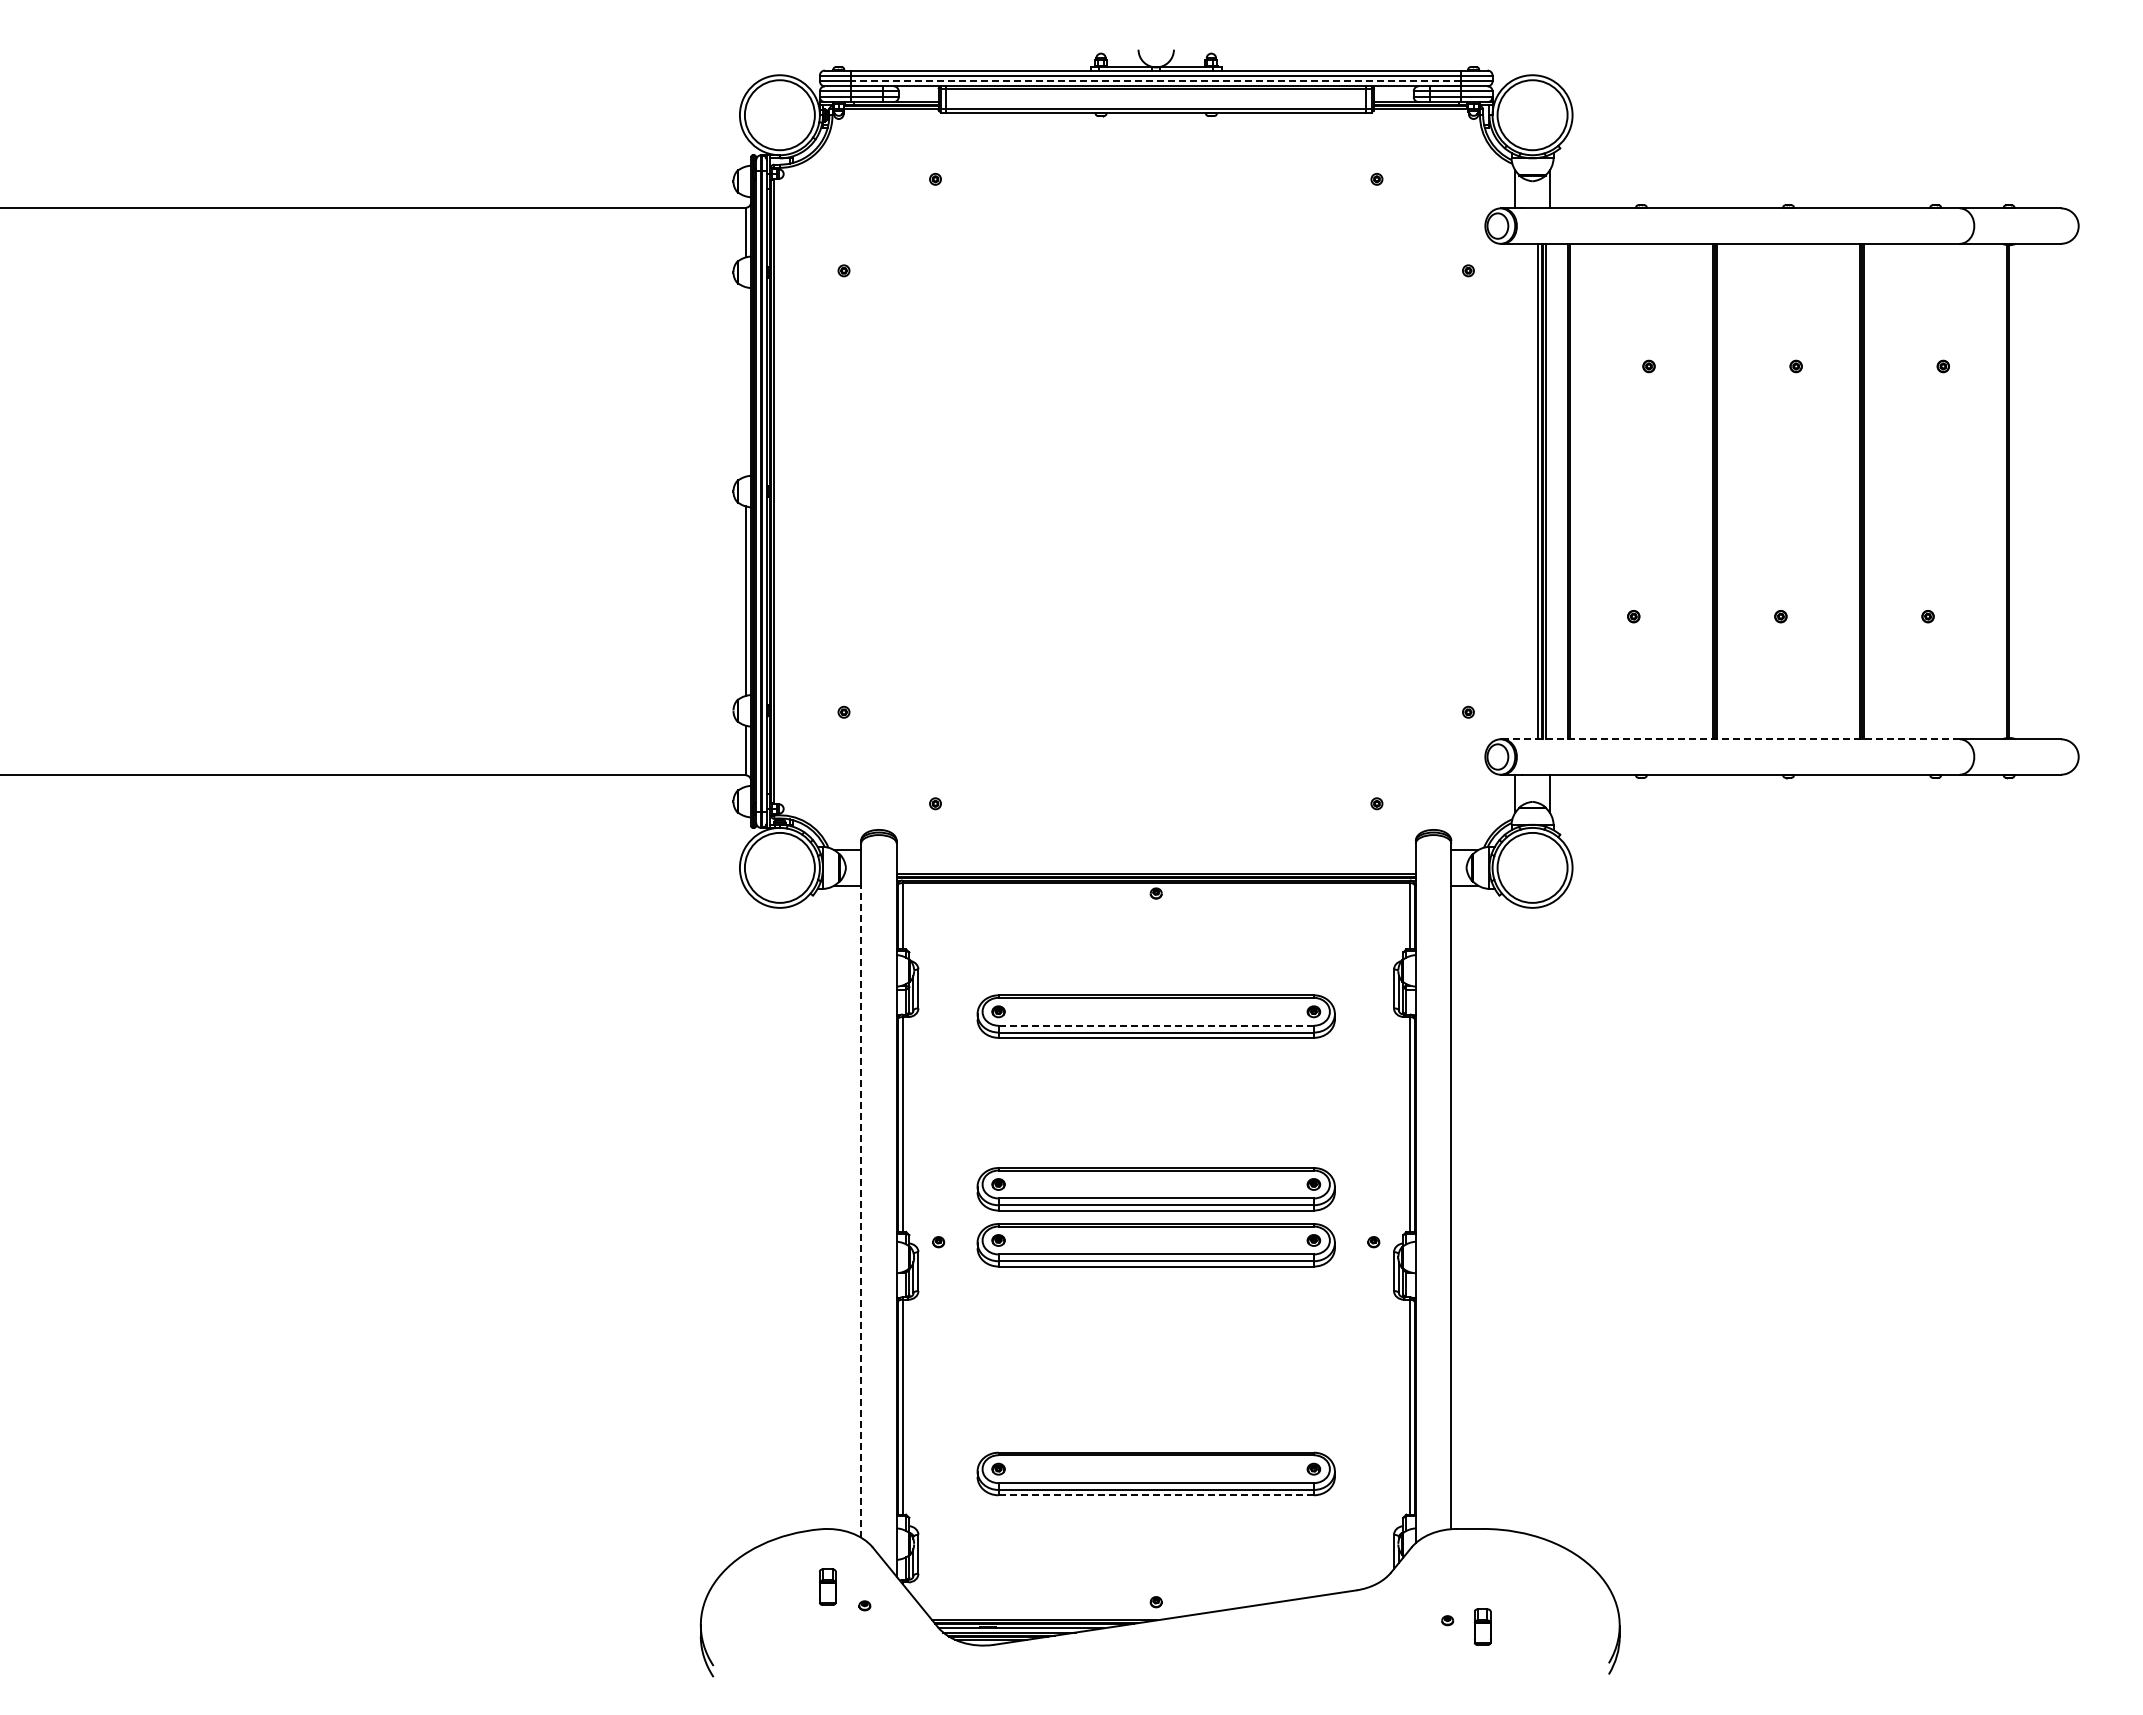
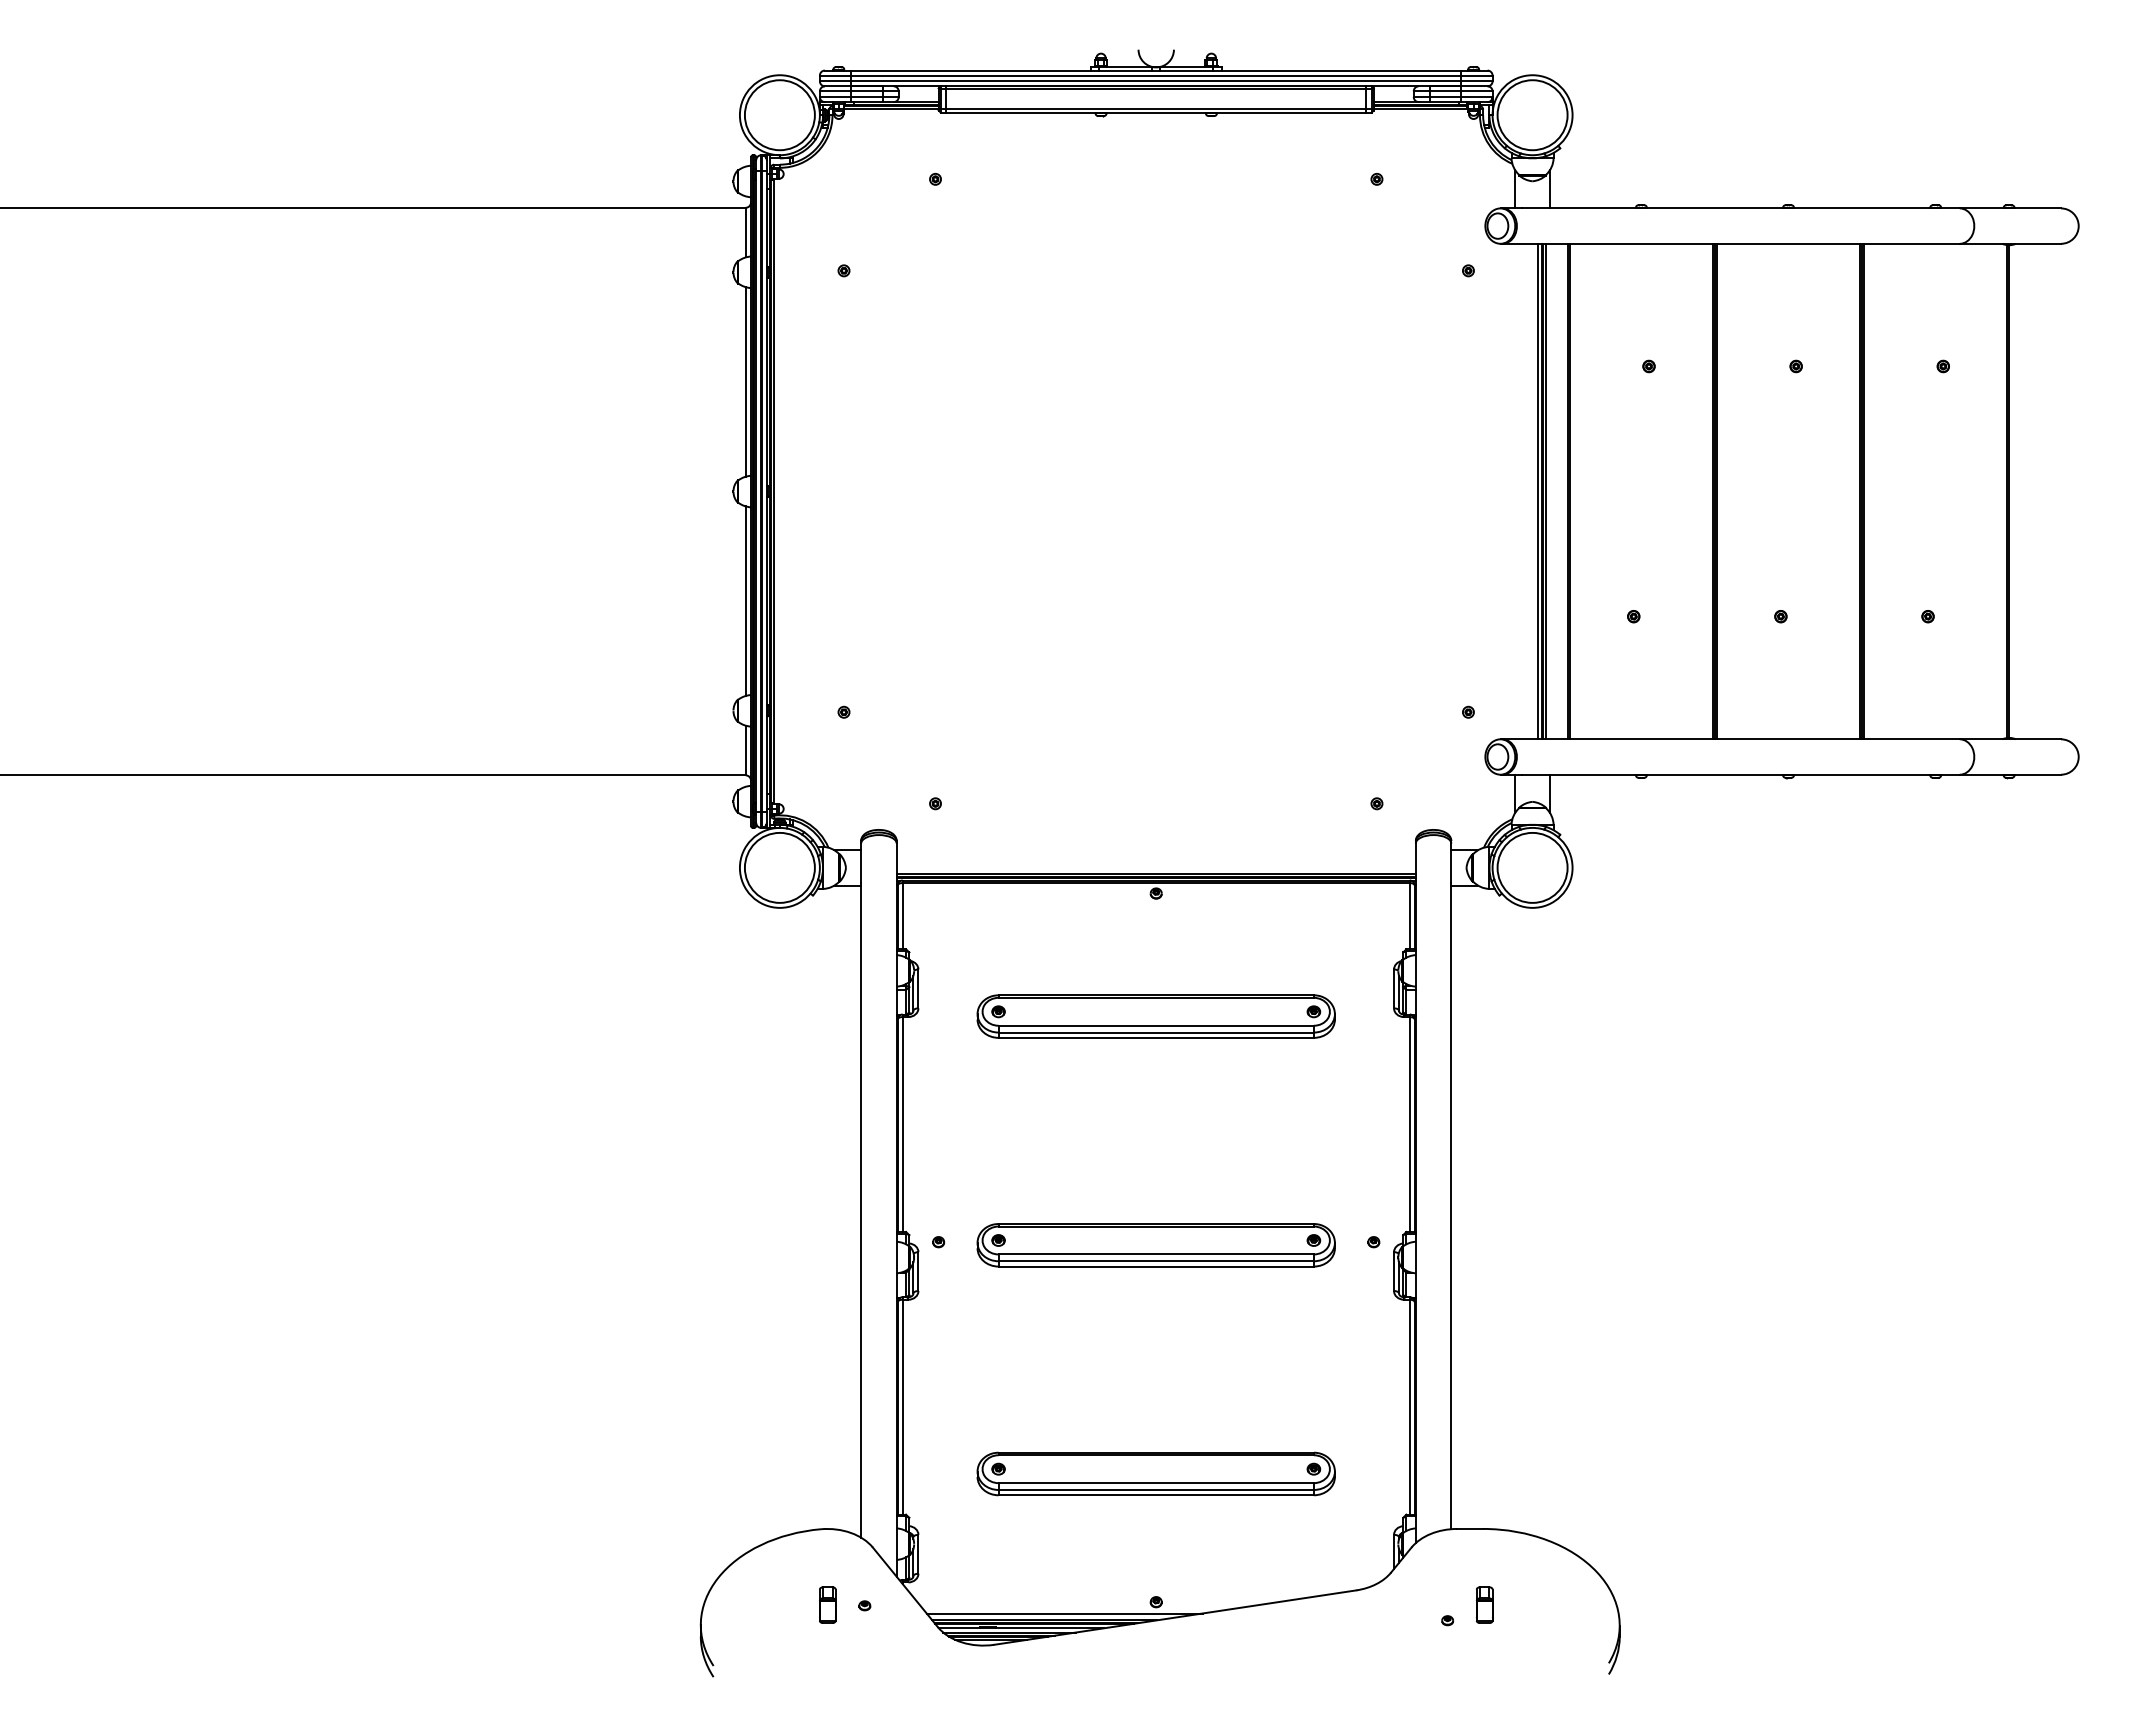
line: dashed -> solid (1156, 81)
line: none -> present (745, 381)
line: dashed -> solid (1731, 739)
line: dashed -> solid (1156, 1025)
part: present -> none (1155, 1189)
line: dashed -> solid (861, 1210)
line: dashed -> solid (1156, 1495)
part position: (827, 1586) -> (827, 1604) (827, 1604)
line: none -> present (1064, 1613)
part position: (1482, 1626) -> (1484, 1604) (1484, 1604)
